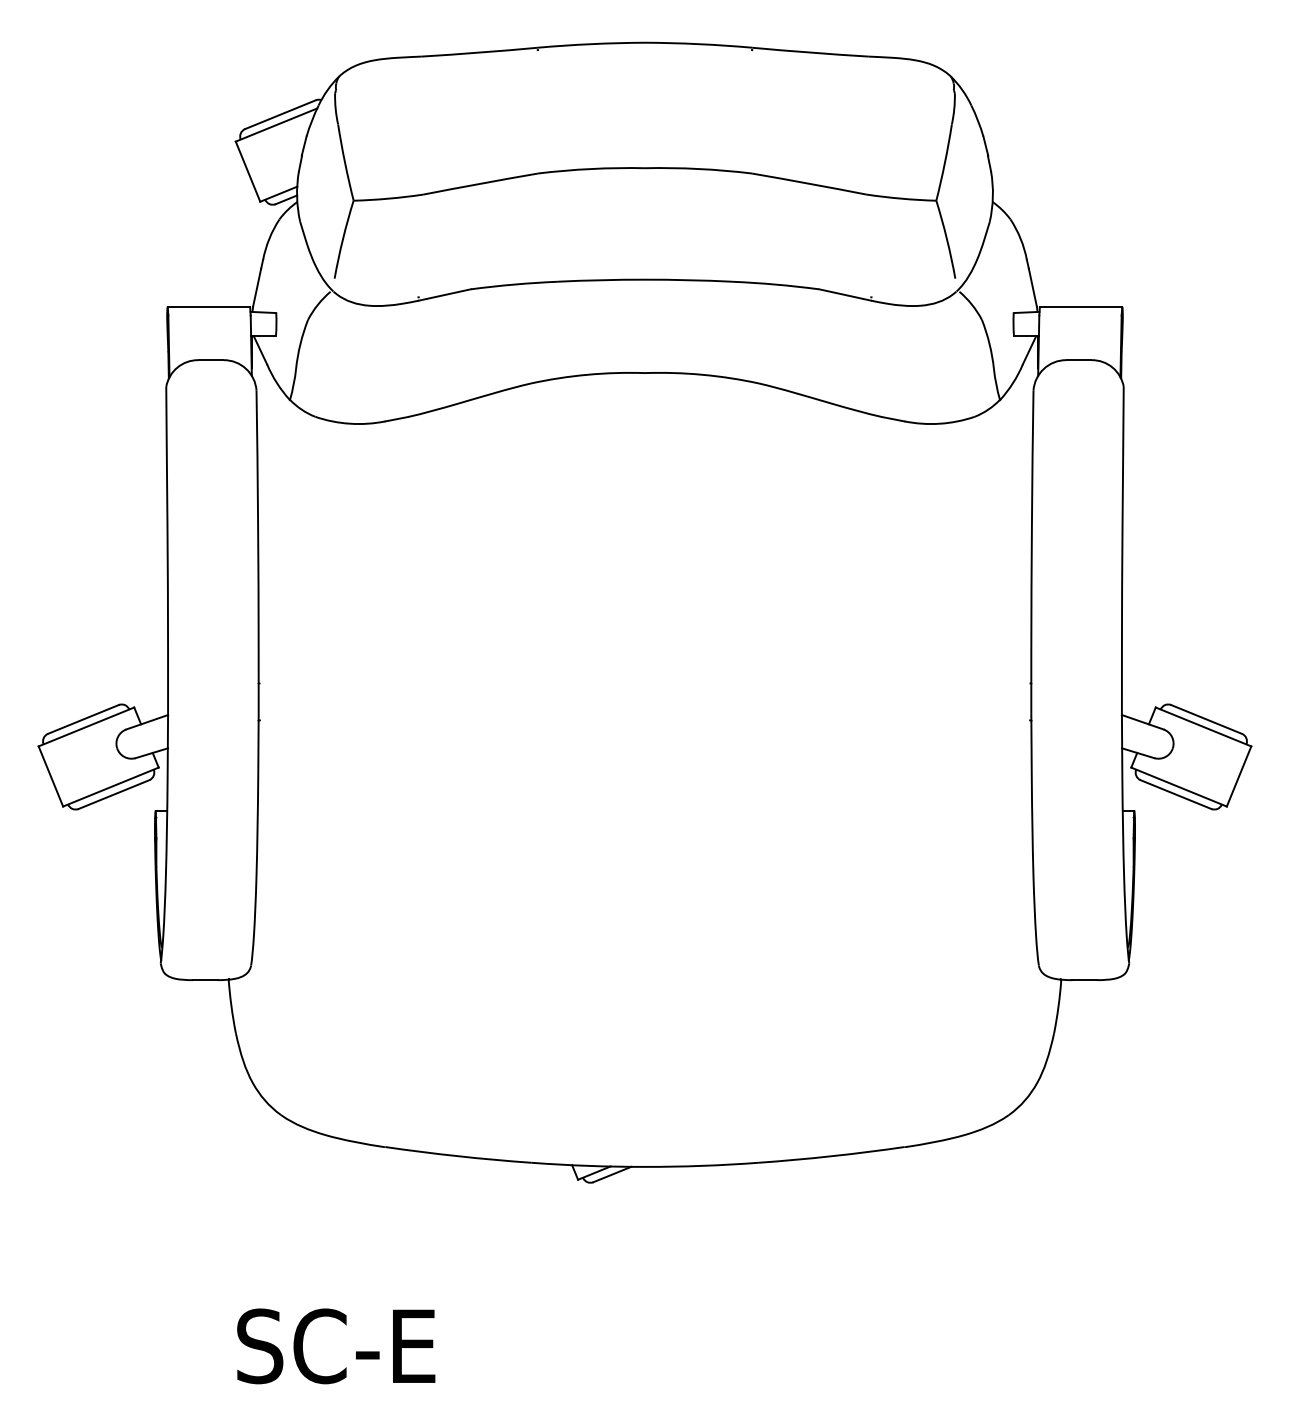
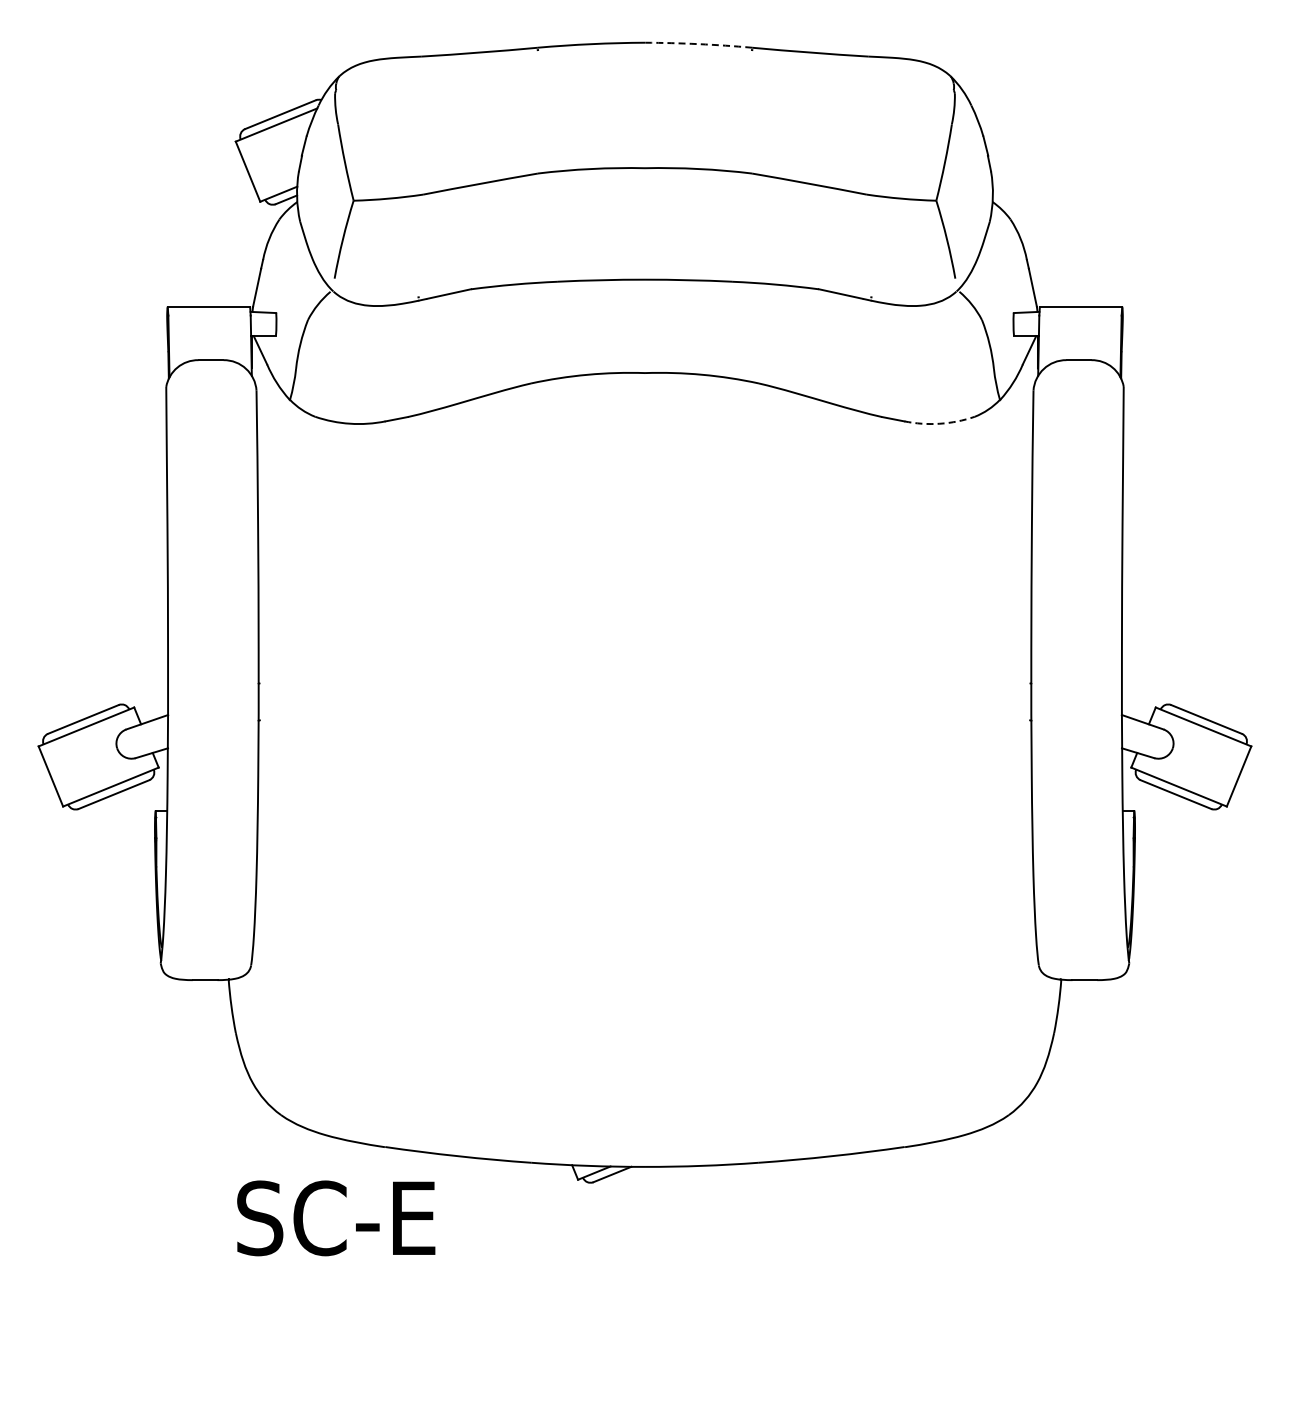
arc: solid -> dashed (698, 44)
arc: solid -> dashed (939, 423)
text position: (336, 1346) -> (336, 1218) (336, 1218)
